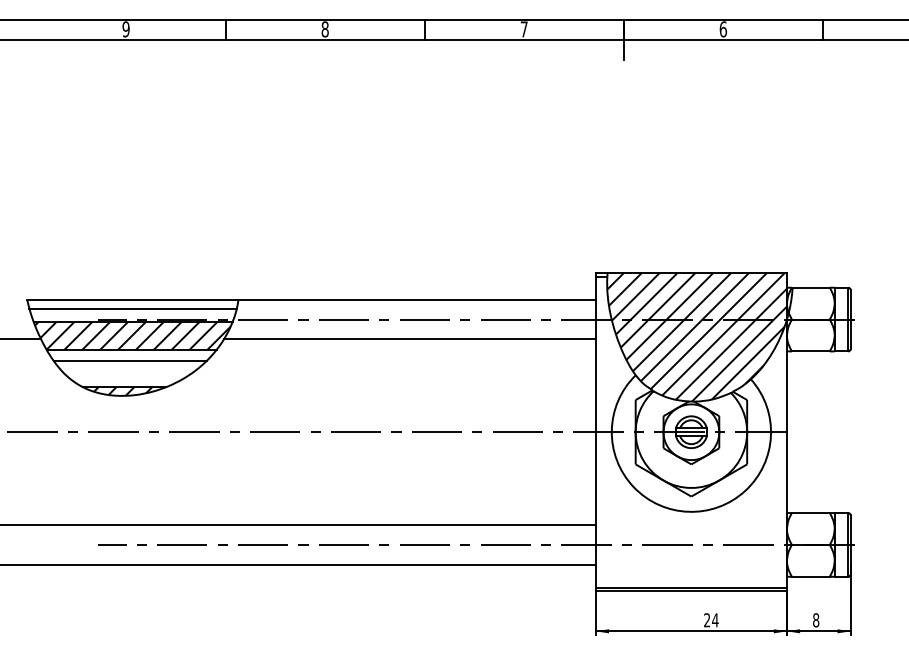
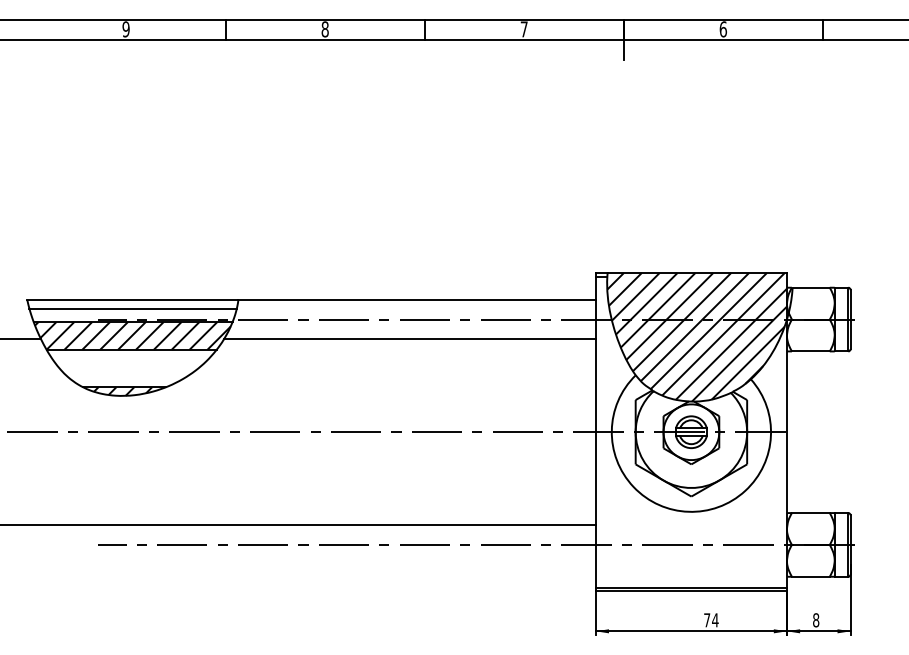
line: present -> none (130, 360)
line: present -> none (298, 564)
text: 24 -> 74 (707, 620)
